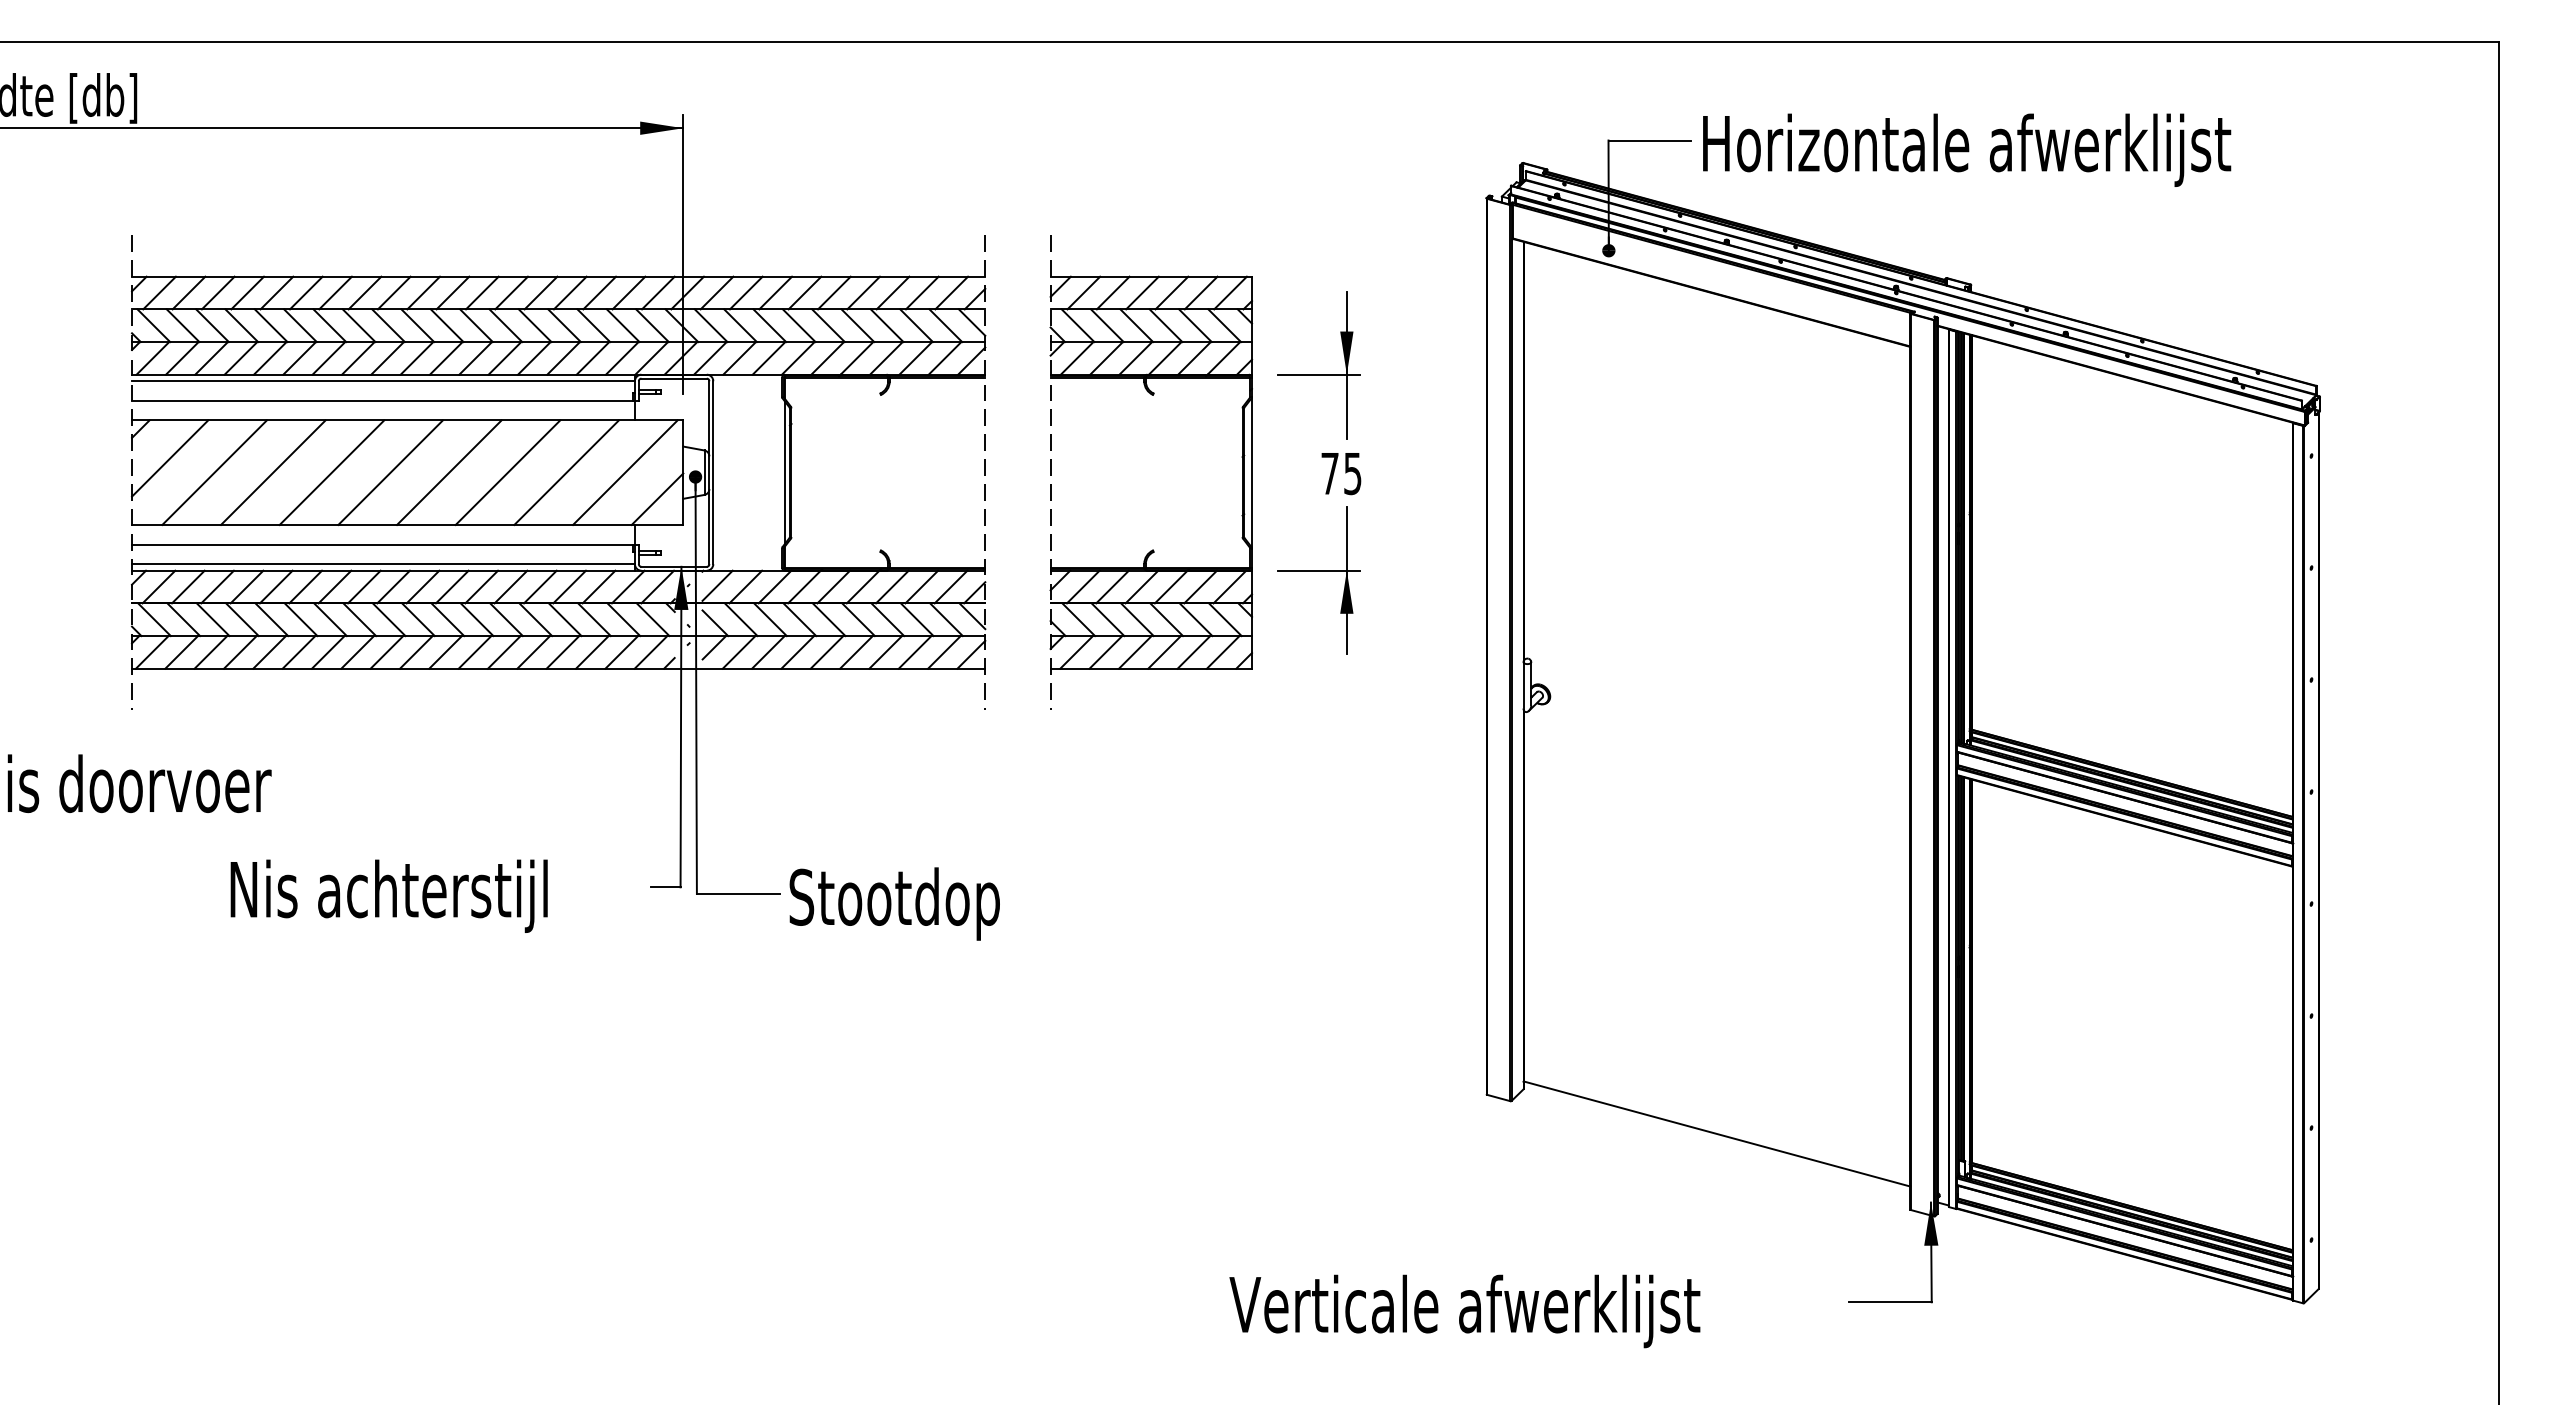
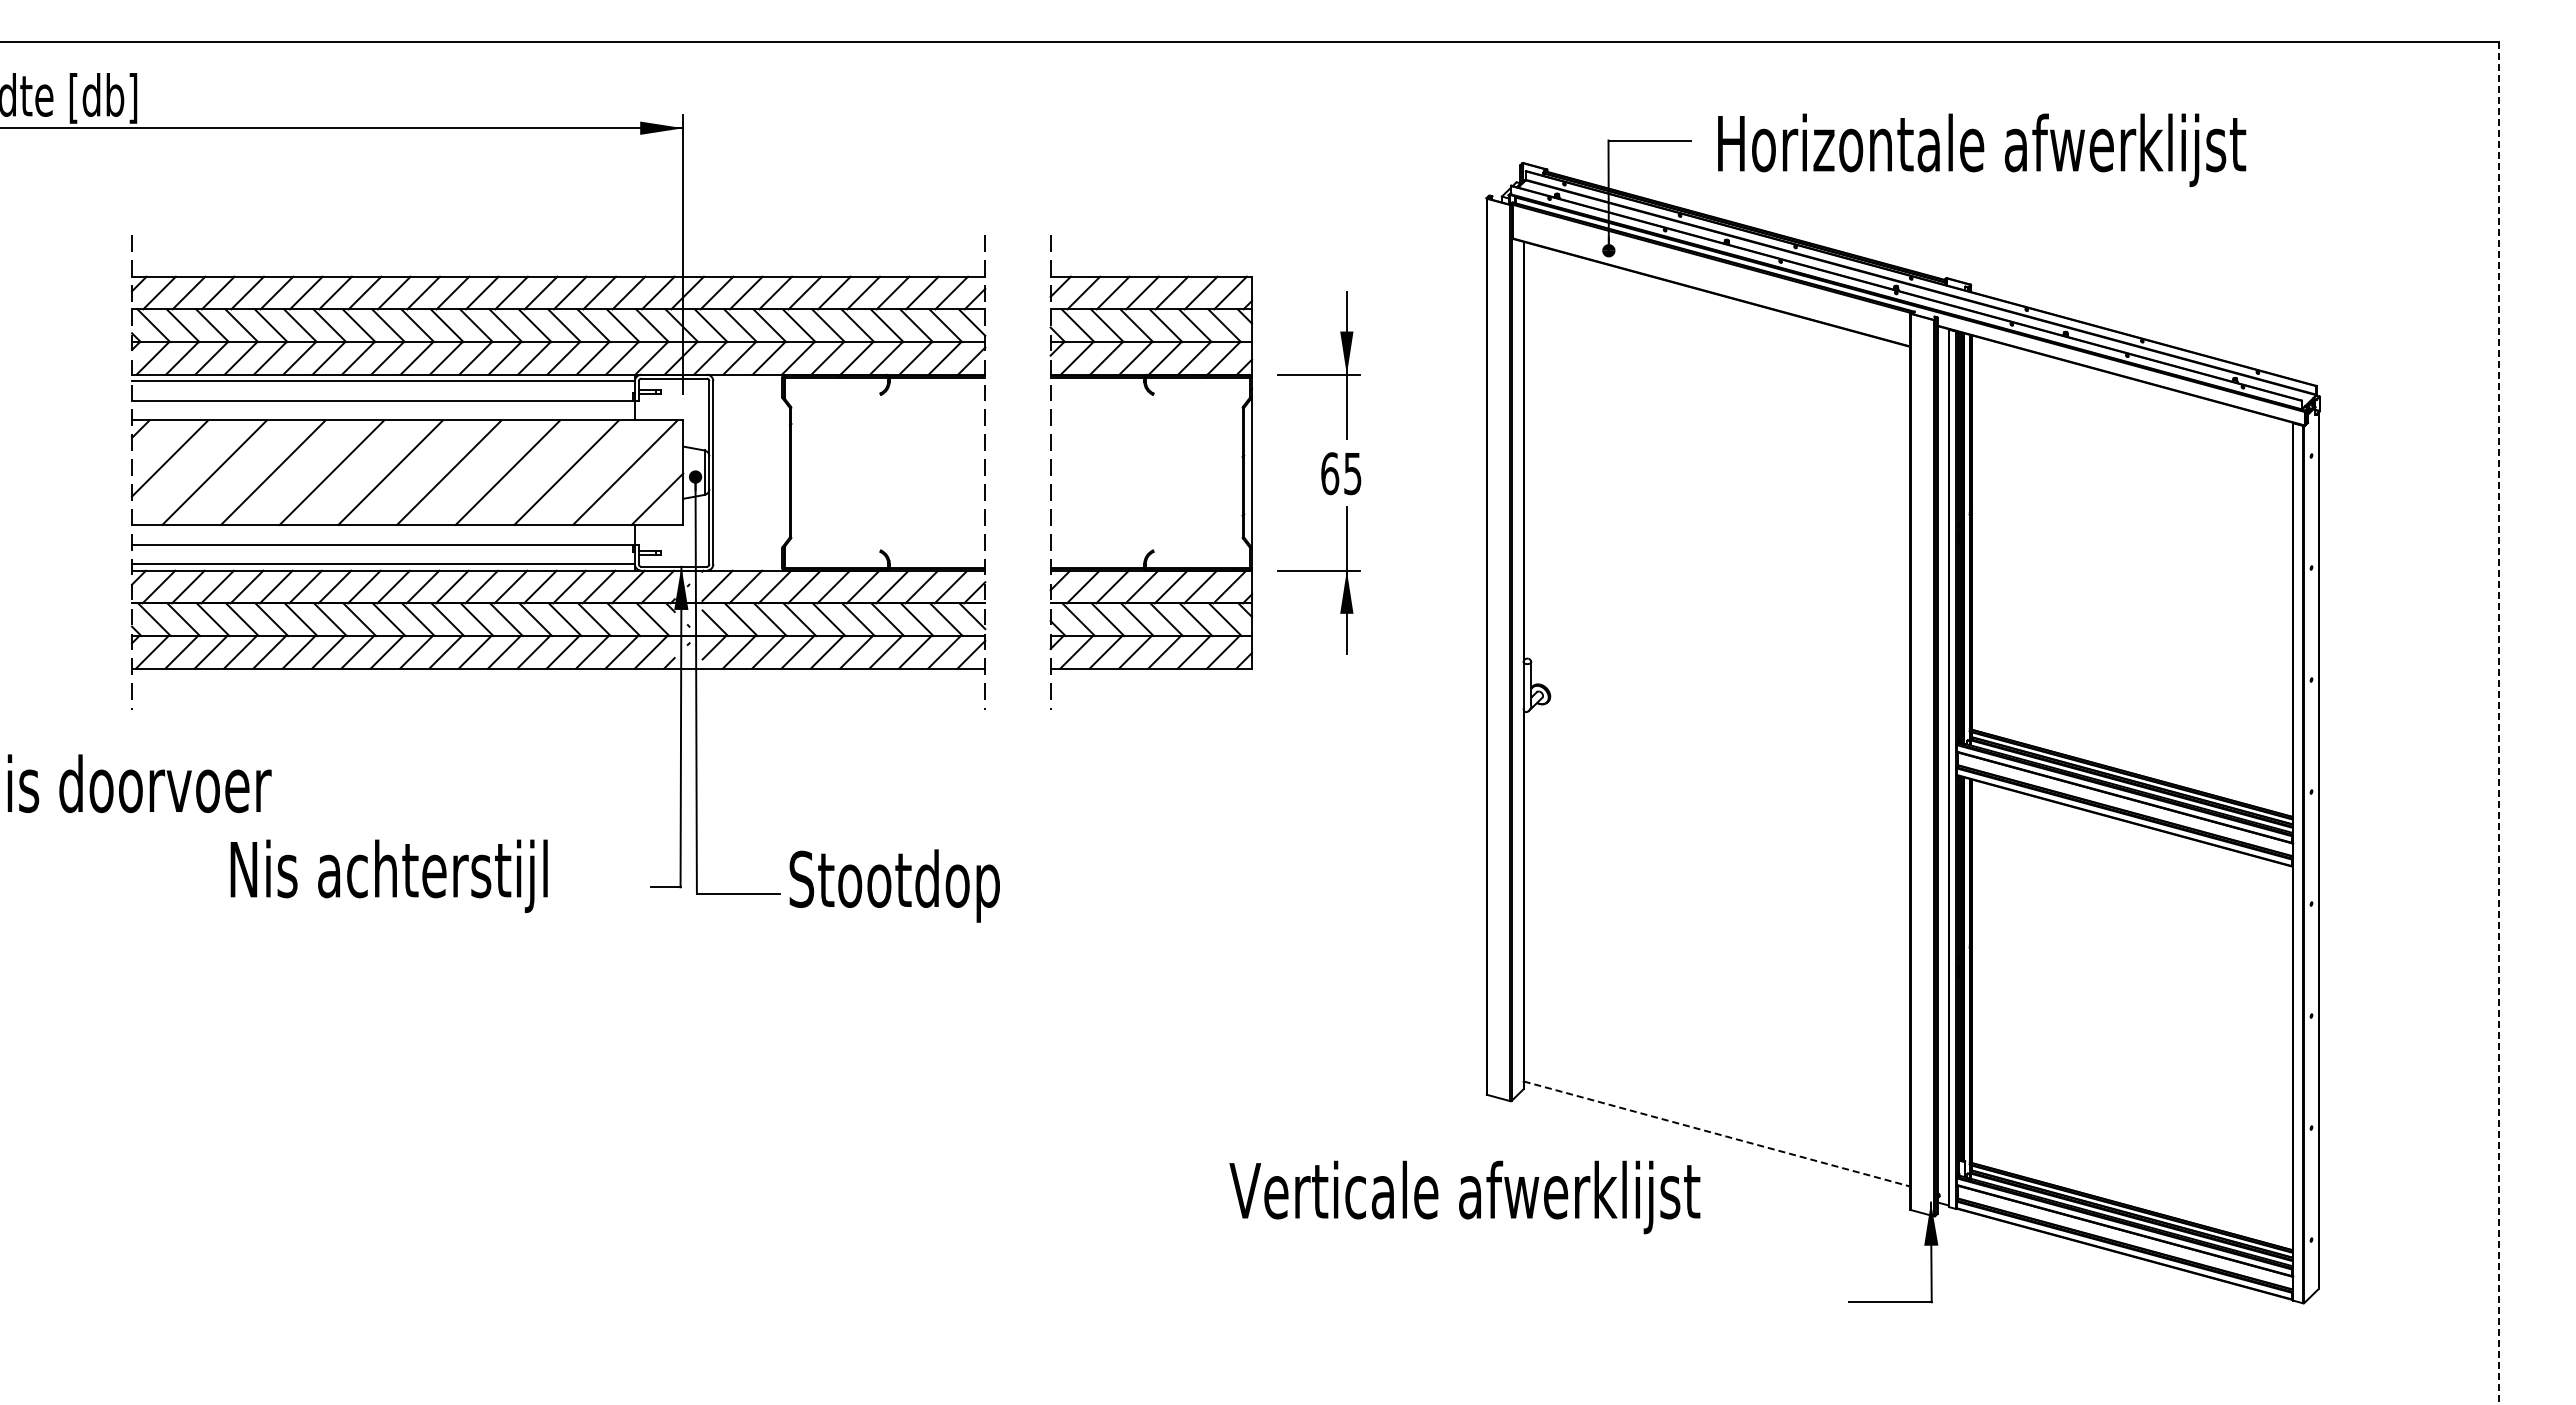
text position: (1967, 149) -> (1982, 149) (1982, 149)
line: present -> none (785, 472)
text: 75 -> 65 (1330, 473)
line: solid -> dashed (2498, 723)
text position: (388, 895) -> (388, 875) (388, 875)
text position: (894, 903) -> (894, 885) (894, 885)
line: solid -> dashed (1717, 1134)
text position: (1464, 1311) -> (1464, 1197) (1464, 1197)
